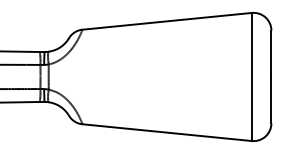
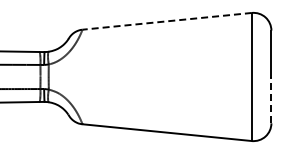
line: solid -> dashed (166, 21)
line: solid -> dashed (271, 99)
